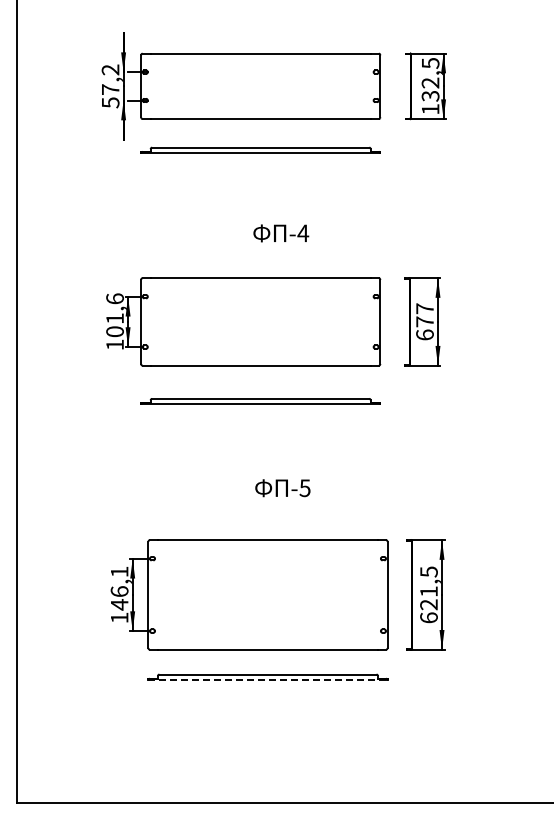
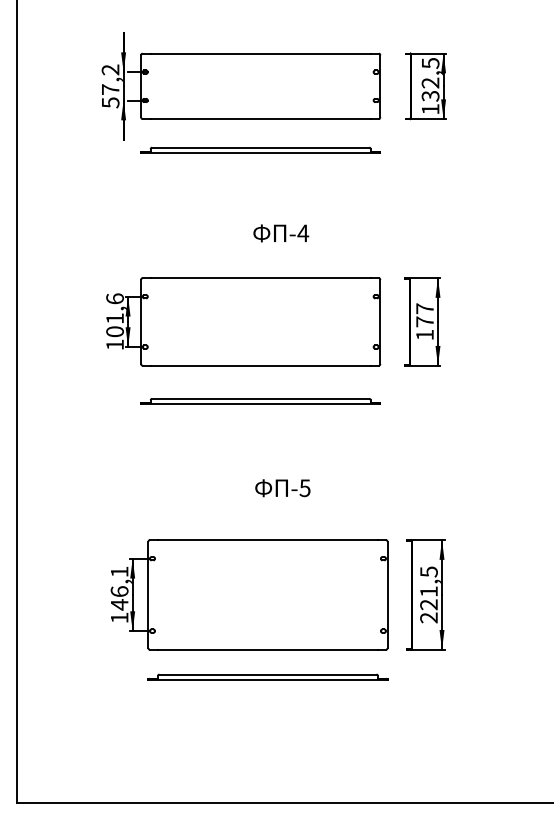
text: 677 -> 177 (424, 334)
text: 621,5 -> 221,5 (428, 617)
line: dashed -> solid (267, 679)
